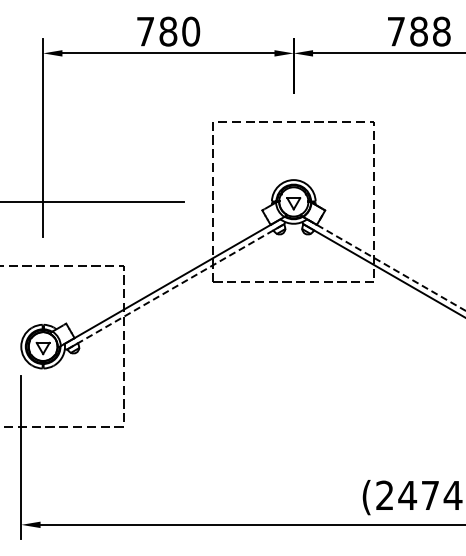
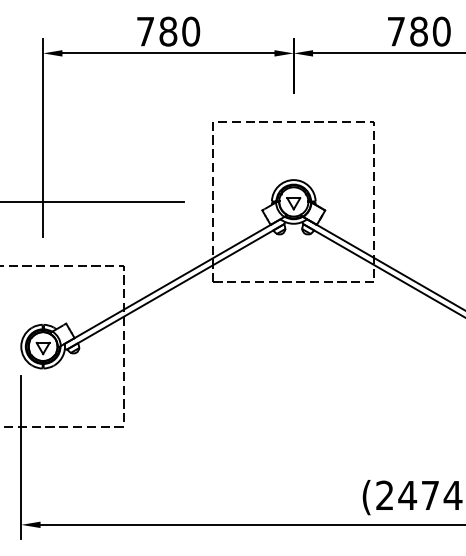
text: 788 -> 780 (441, 31)
line: dashed -> solid (386, 264)
line: dashed -> solid (176, 286)
